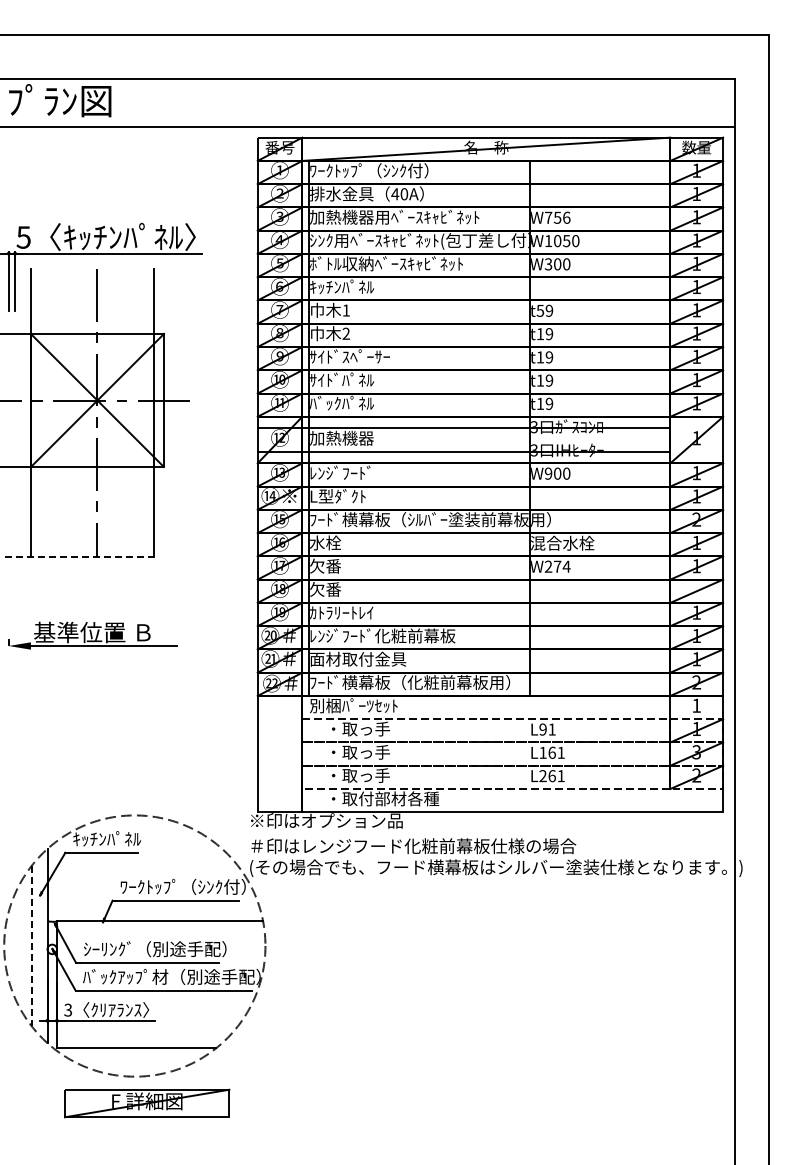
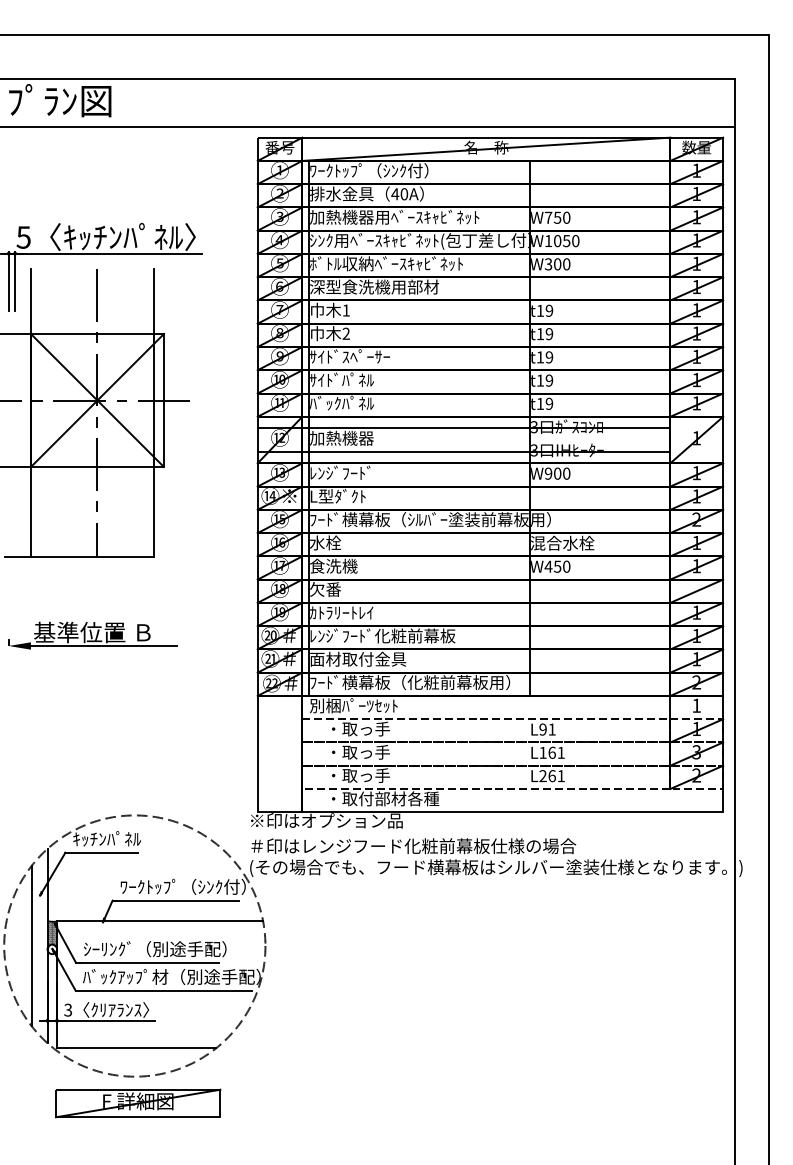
text: W756 -> W750 (566, 217)
text: ｷｯﾁﾝﾊﾟﾈﾙ -> 深型食洗機用部材 (374, 286)
text: t59 -> t19 (540, 310)
line: dashed -> solid (79, 557)
text: 欠番 -> 食洗機 (333, 565)
text: W274 -> W450 (557, 566)
hatch: none -> present (51, 934)
line: dashed -> solid (31, 946)
part position: (147, 1103) -> (138, 1103) (138, 1103)
